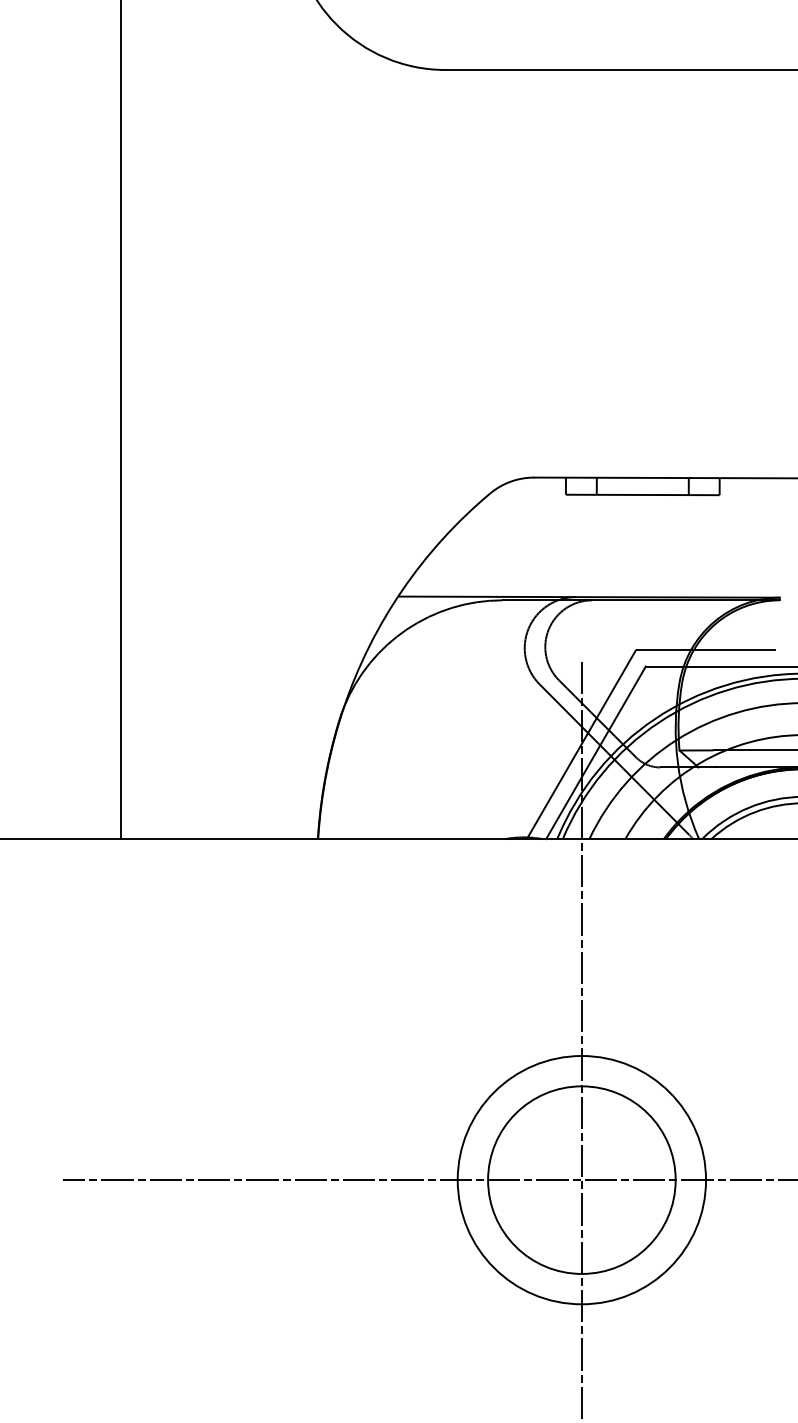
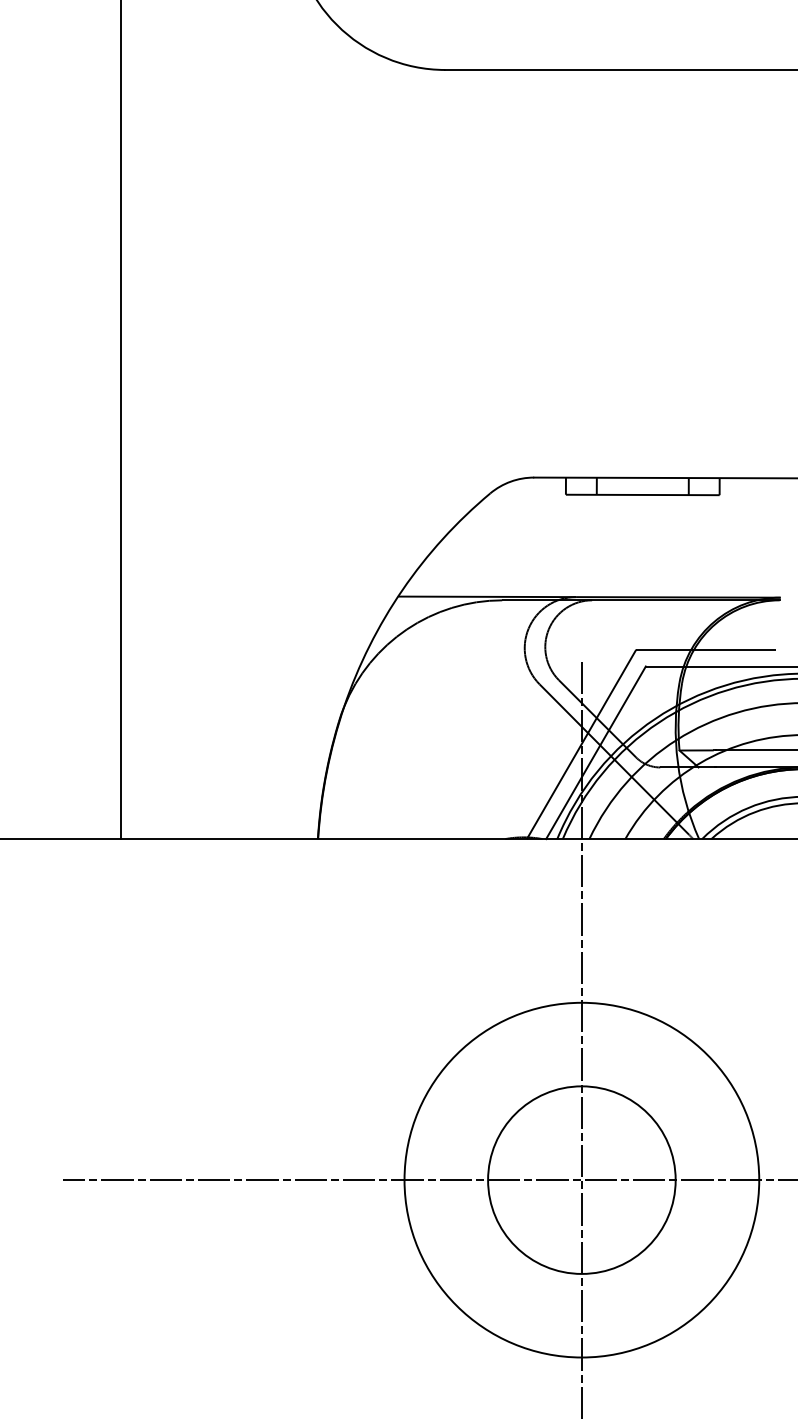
circle diameter: 248 px -> 355 px (581, 1179)
